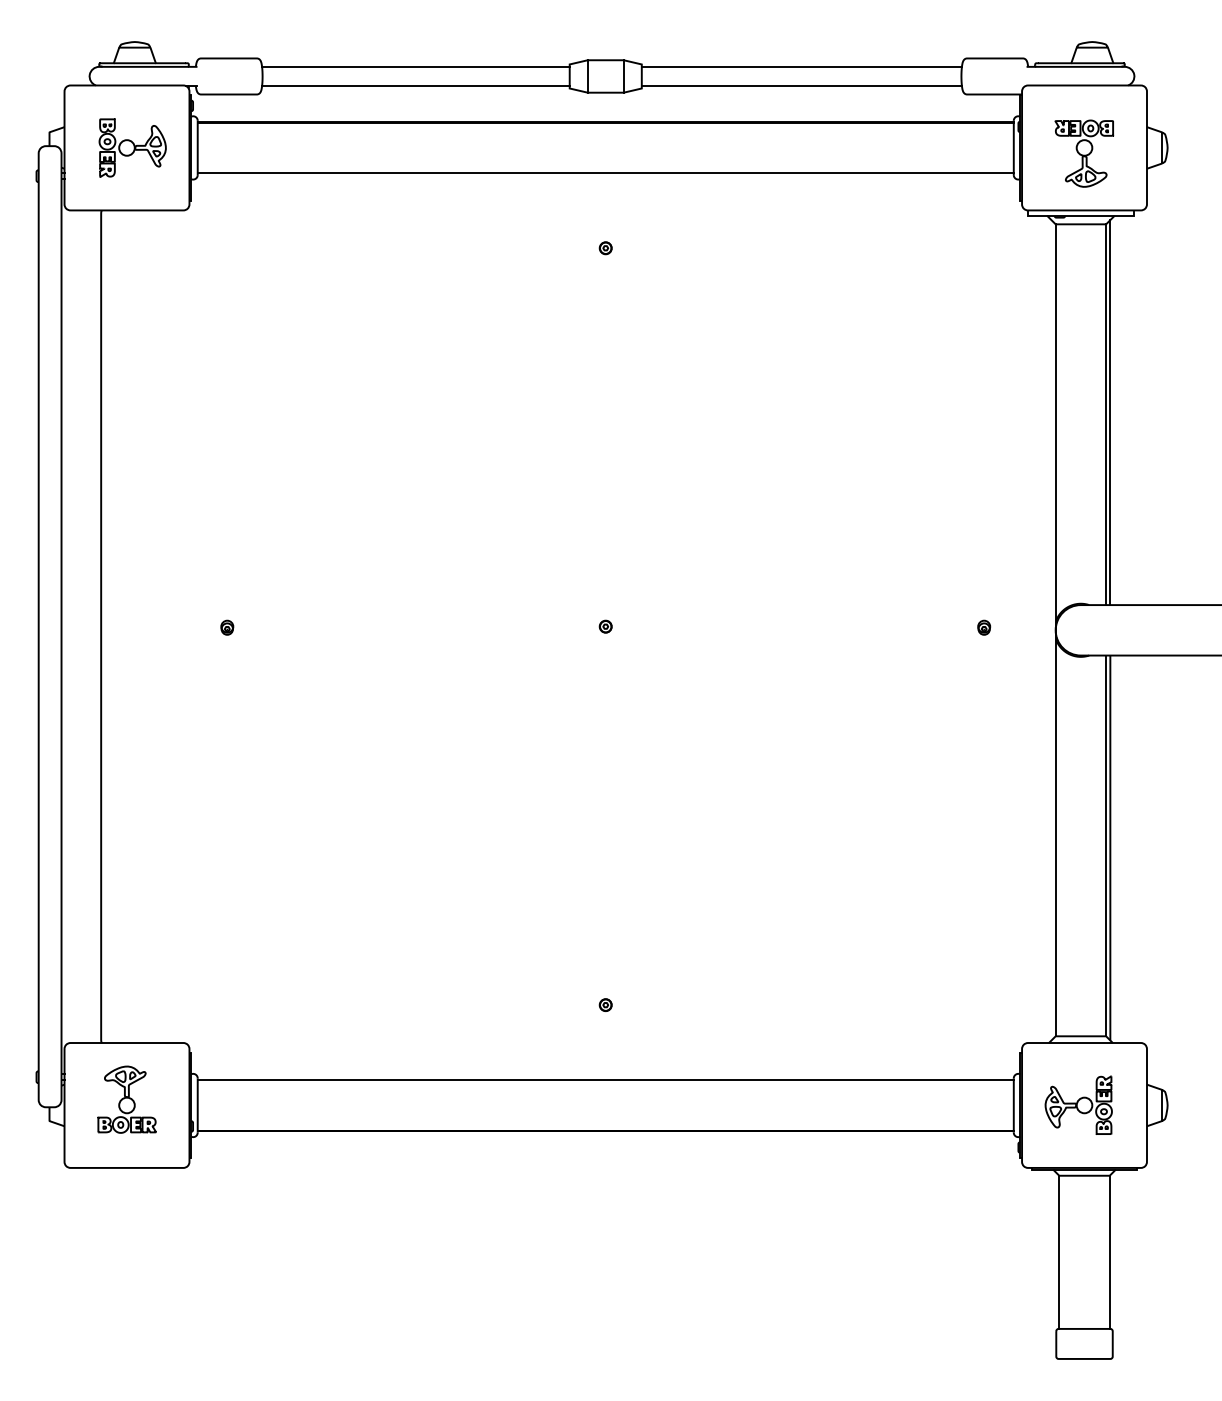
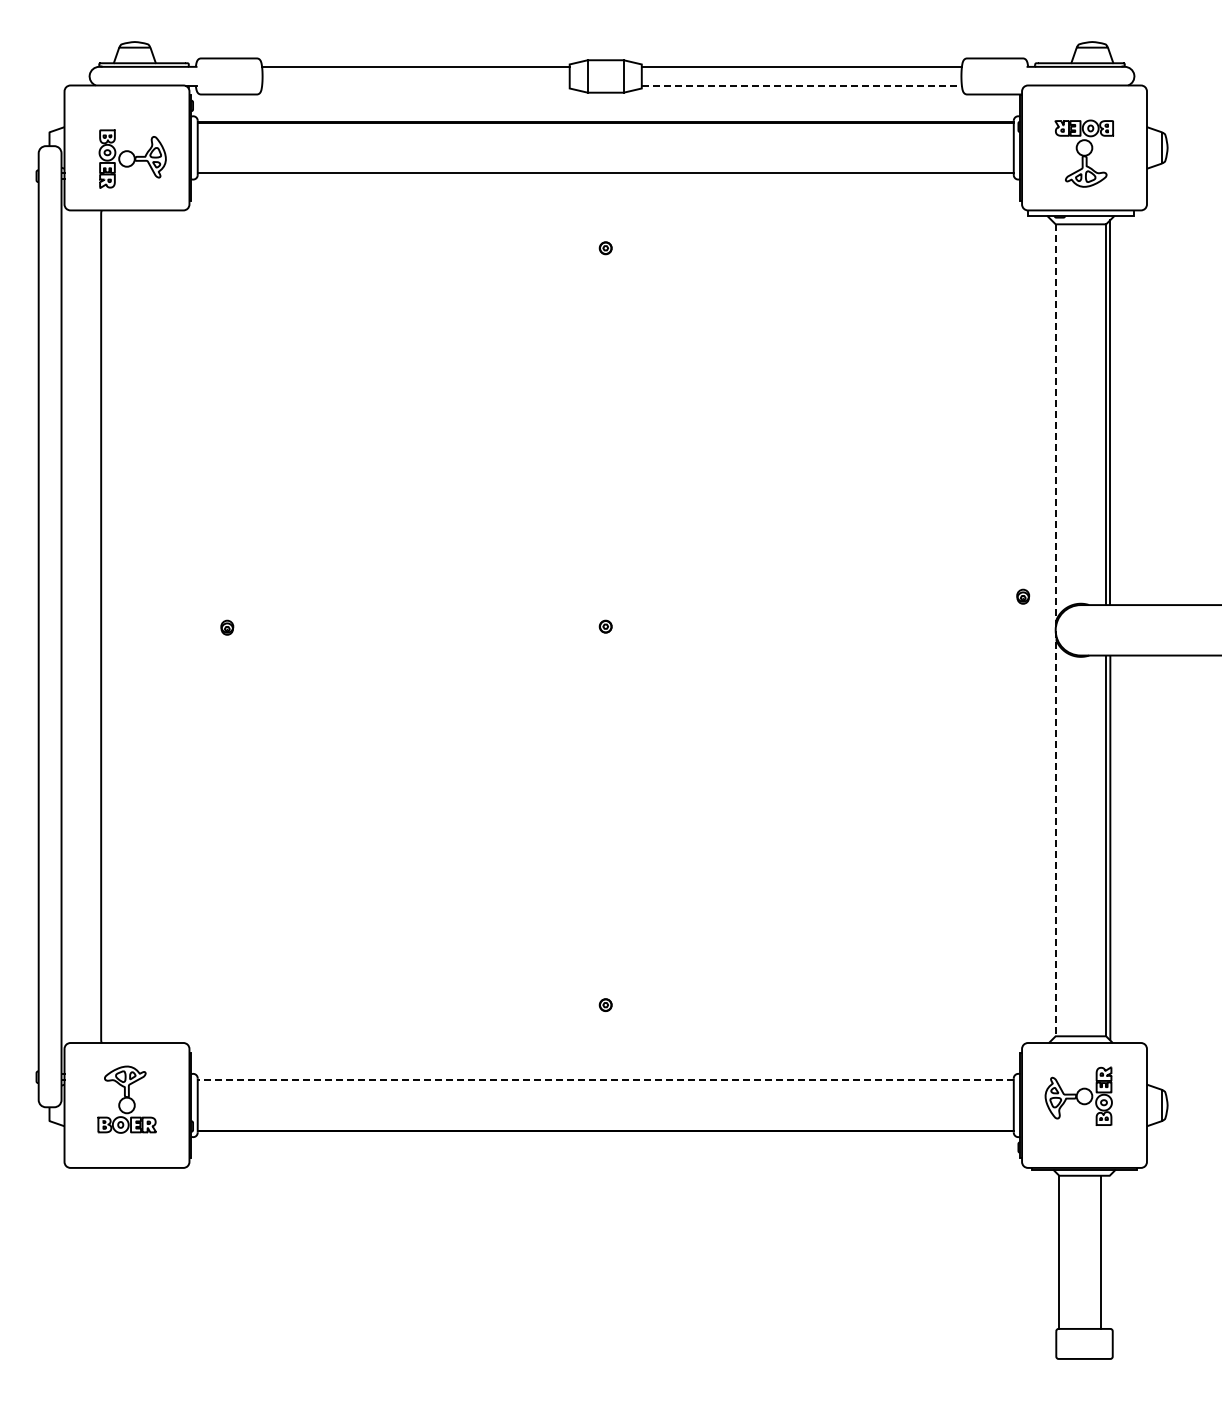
line: present -> none (415, 86)
line: solid -> dashed (802, 86)
part position: (132, 147) -> (132, 158) (132, 158)
part position: (984, 627) -> (1023, 596) (1023, 596)
line: solid -> dashed (1055, 630)
line: solid -> dashed (605, 1080)
part position: (1078, 1104) -> (1078, 1095) (1078, 1095)
line position: (1109, 1251) -> (1100, 1251) (1100, 1251)
